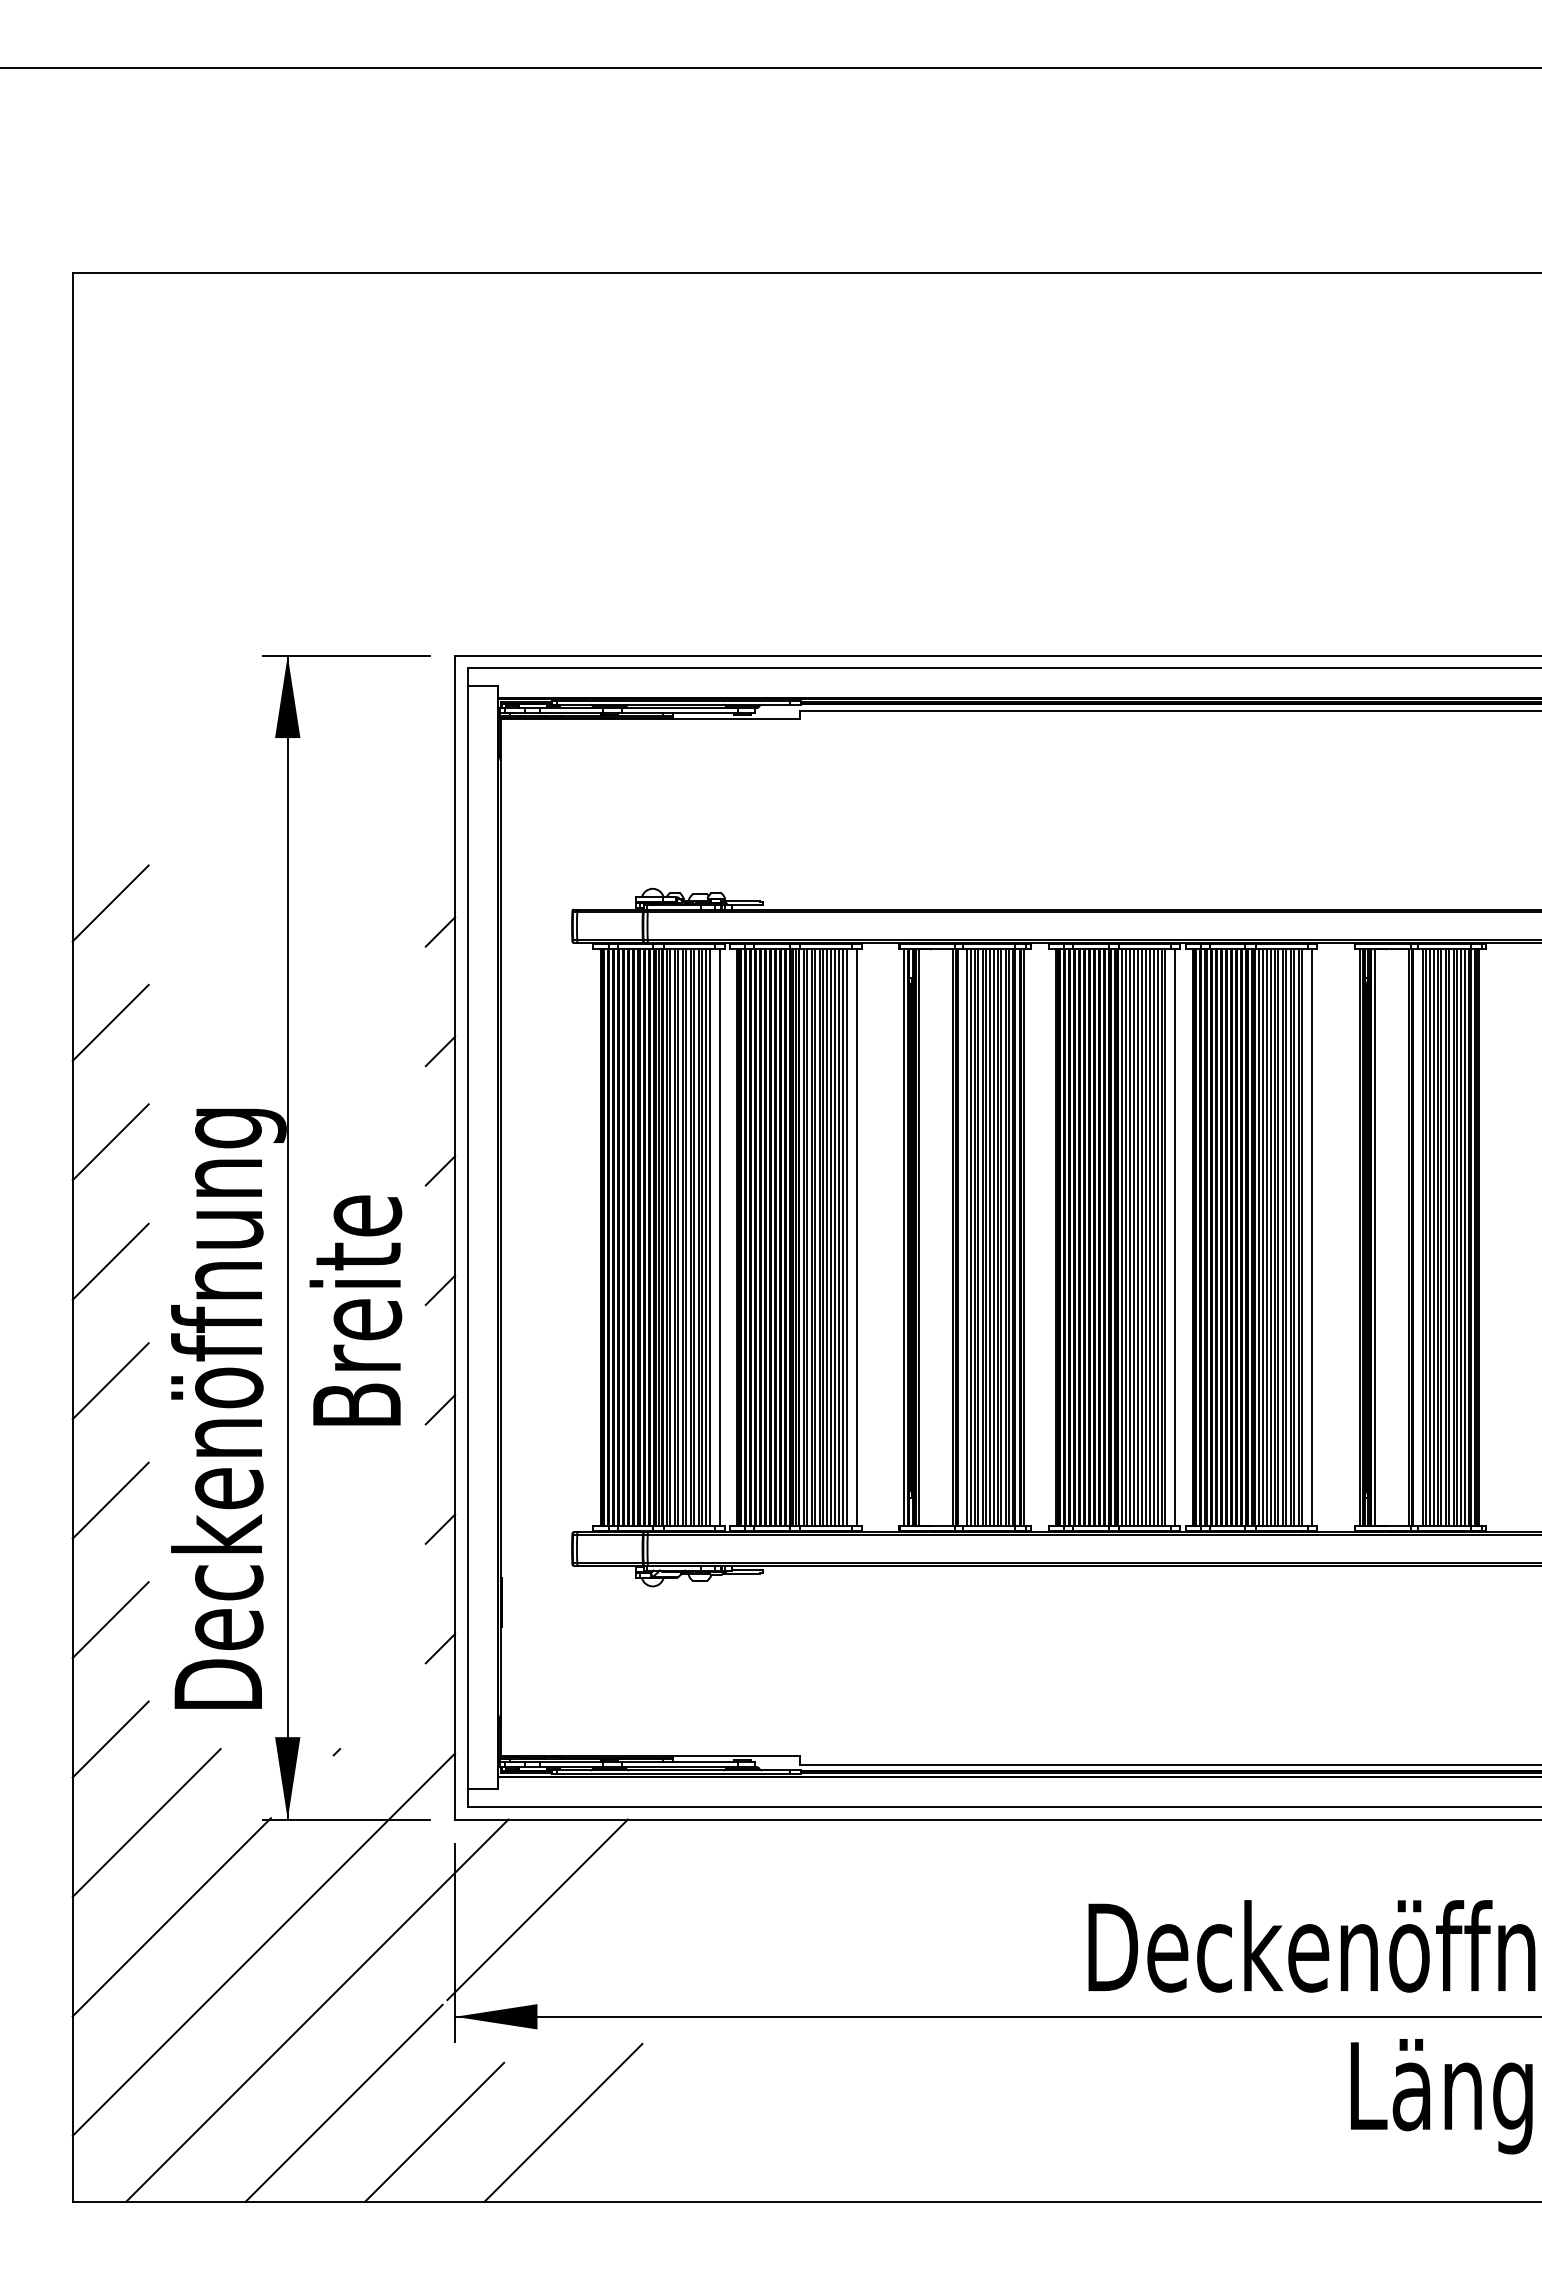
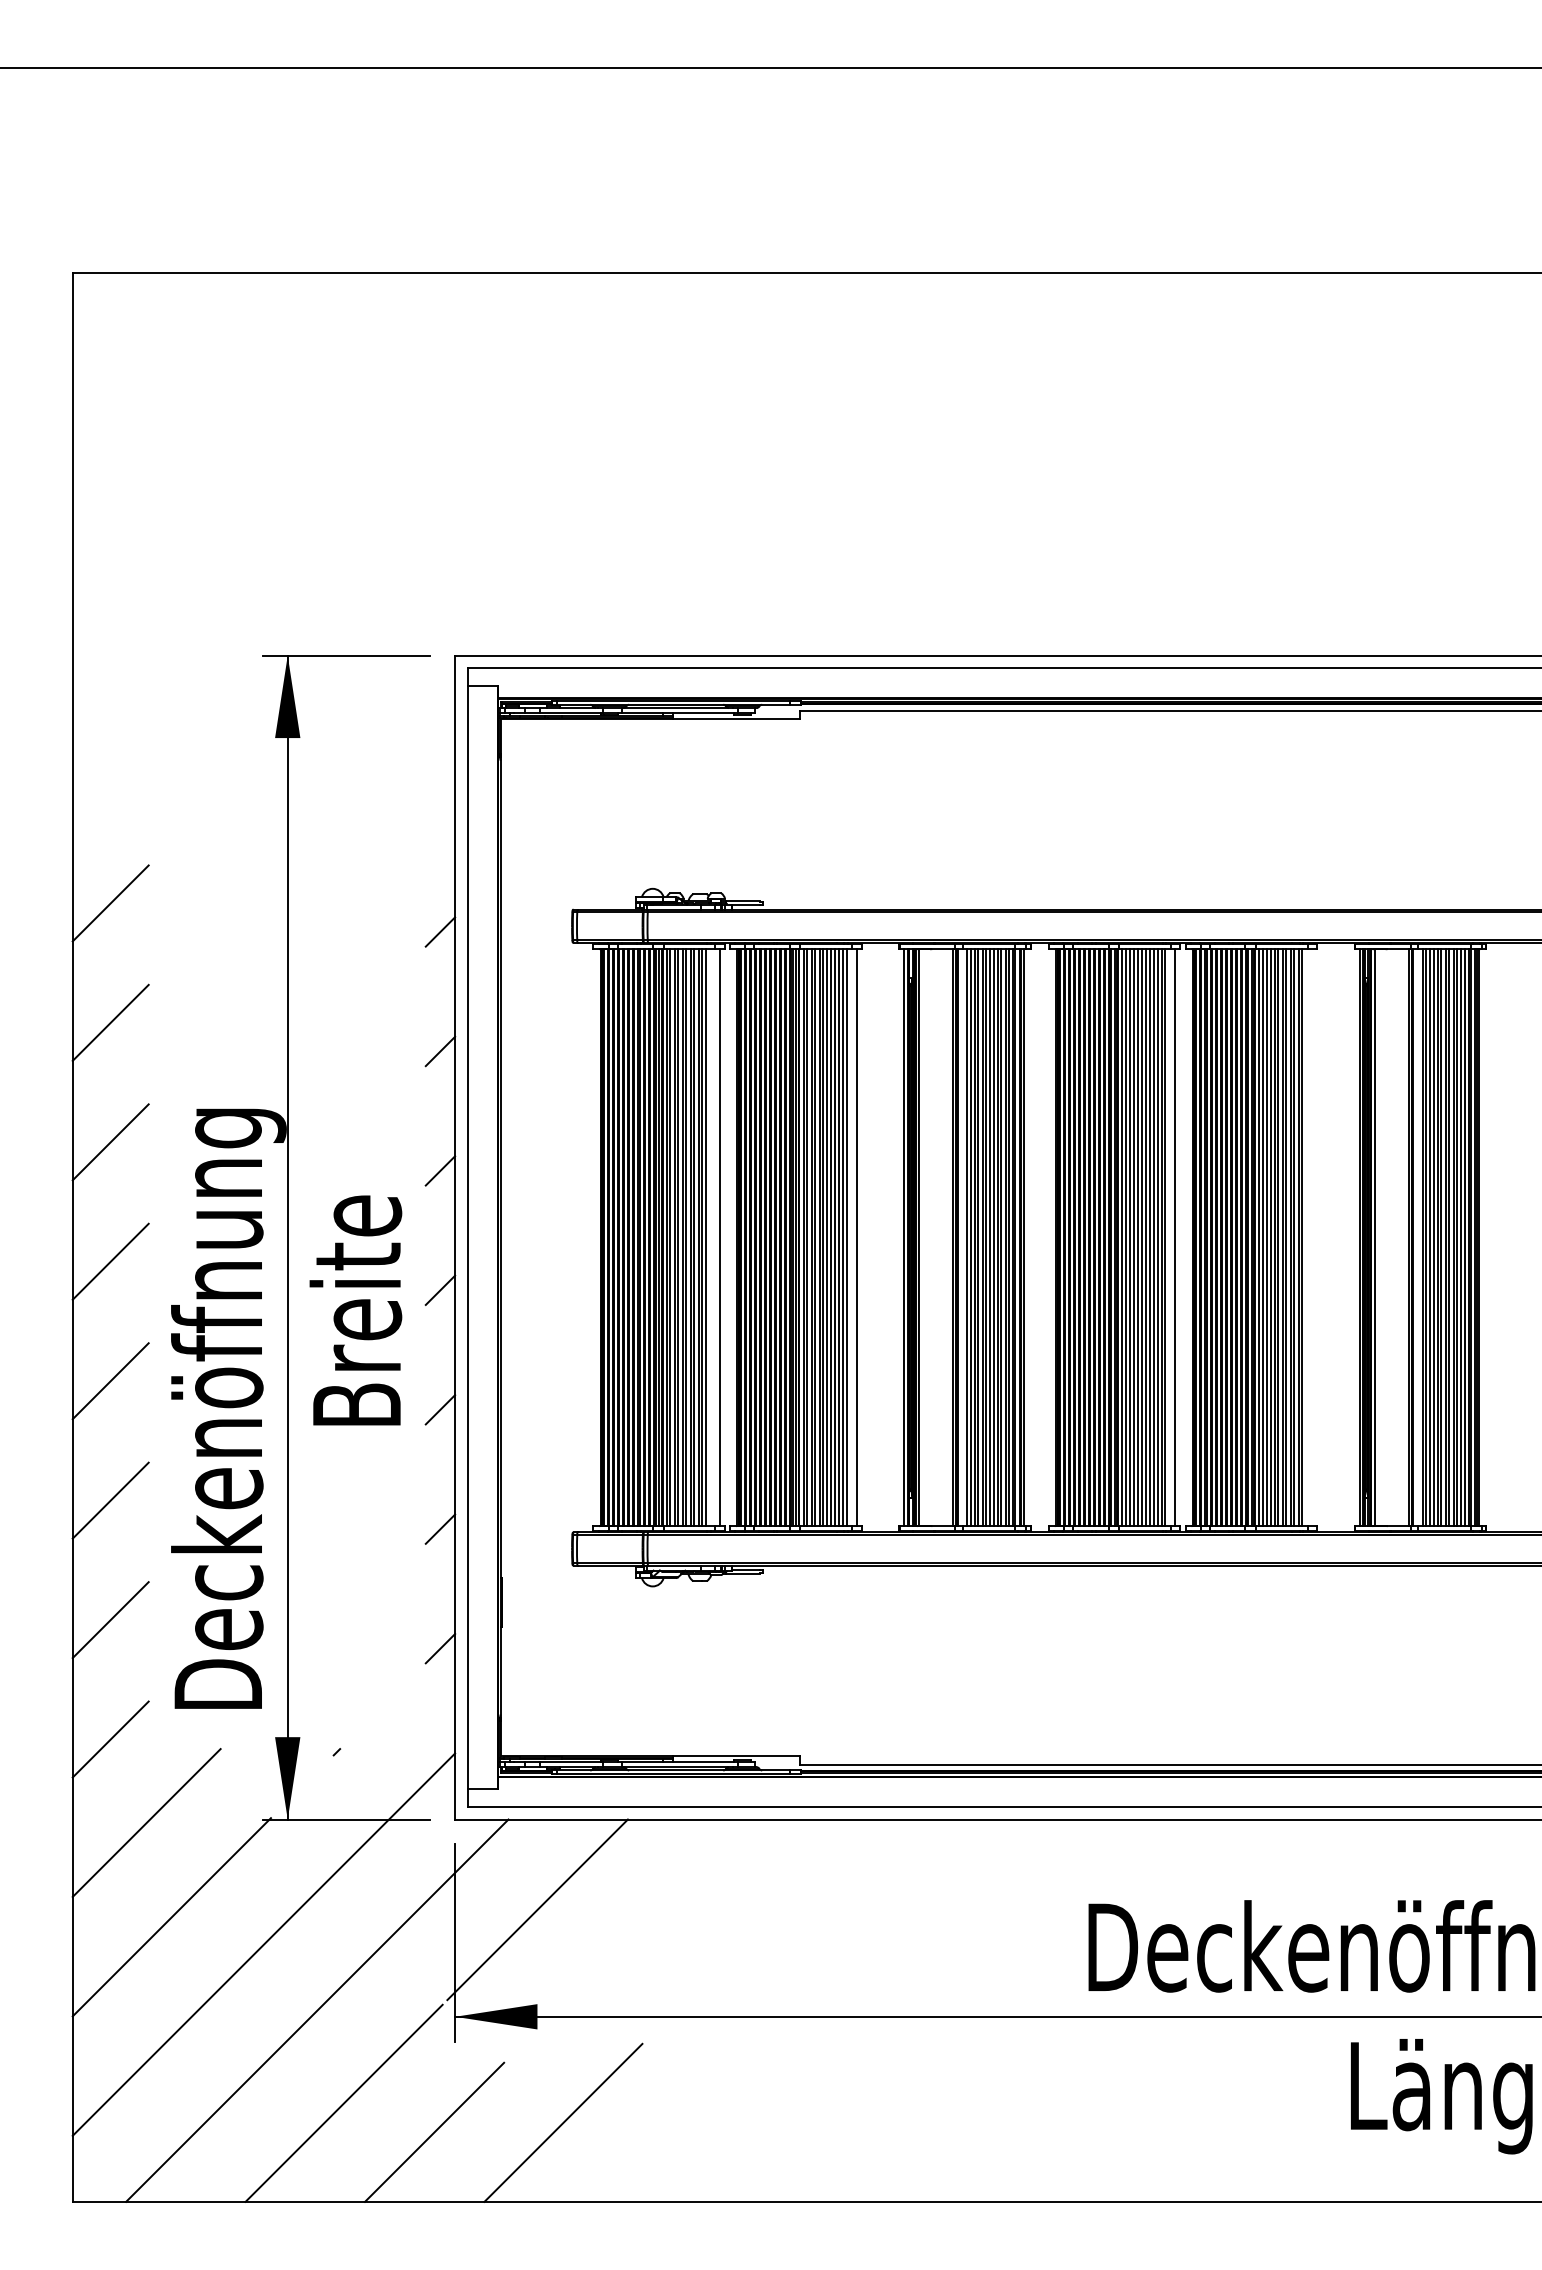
line: present -> none (709, 1237)
line: present -> none (1312, 1237)
